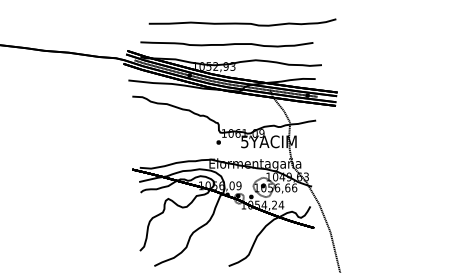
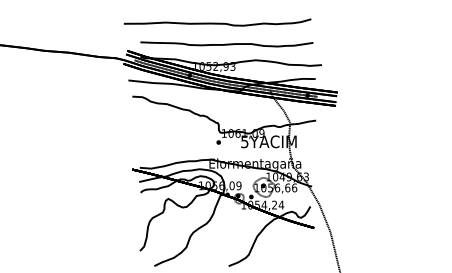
part position: (242, 22) -> (217, 22) (217, 22)
